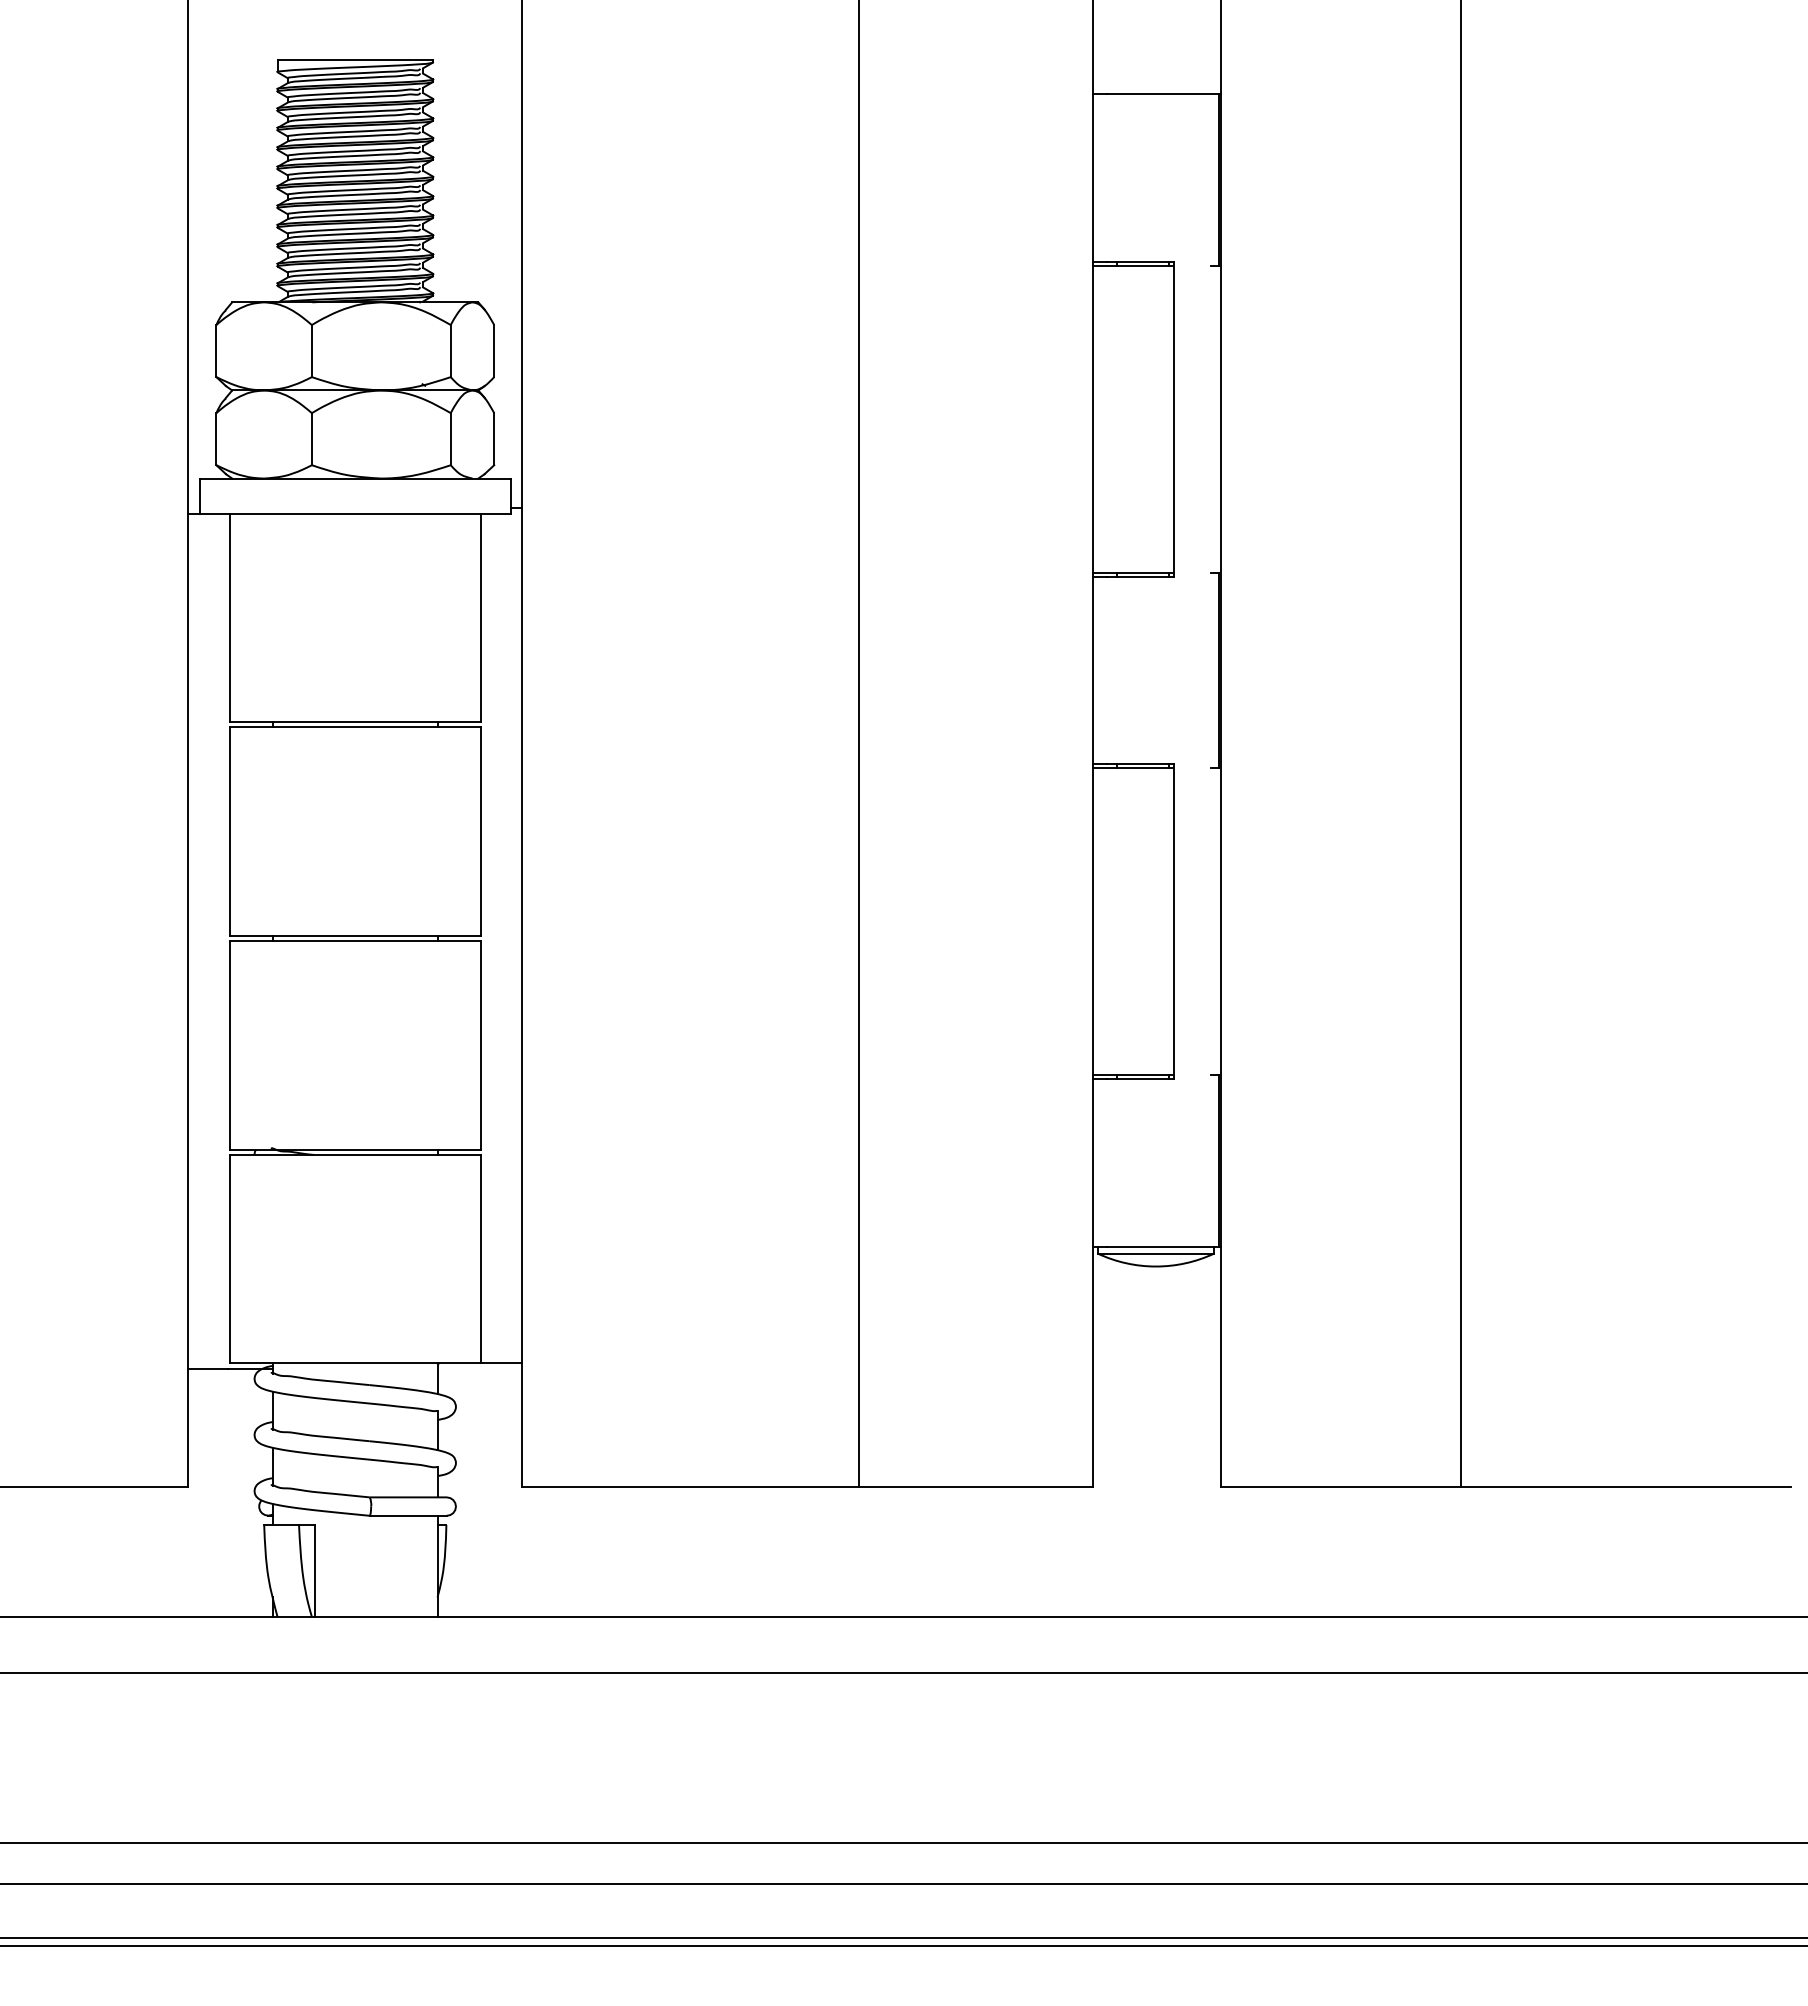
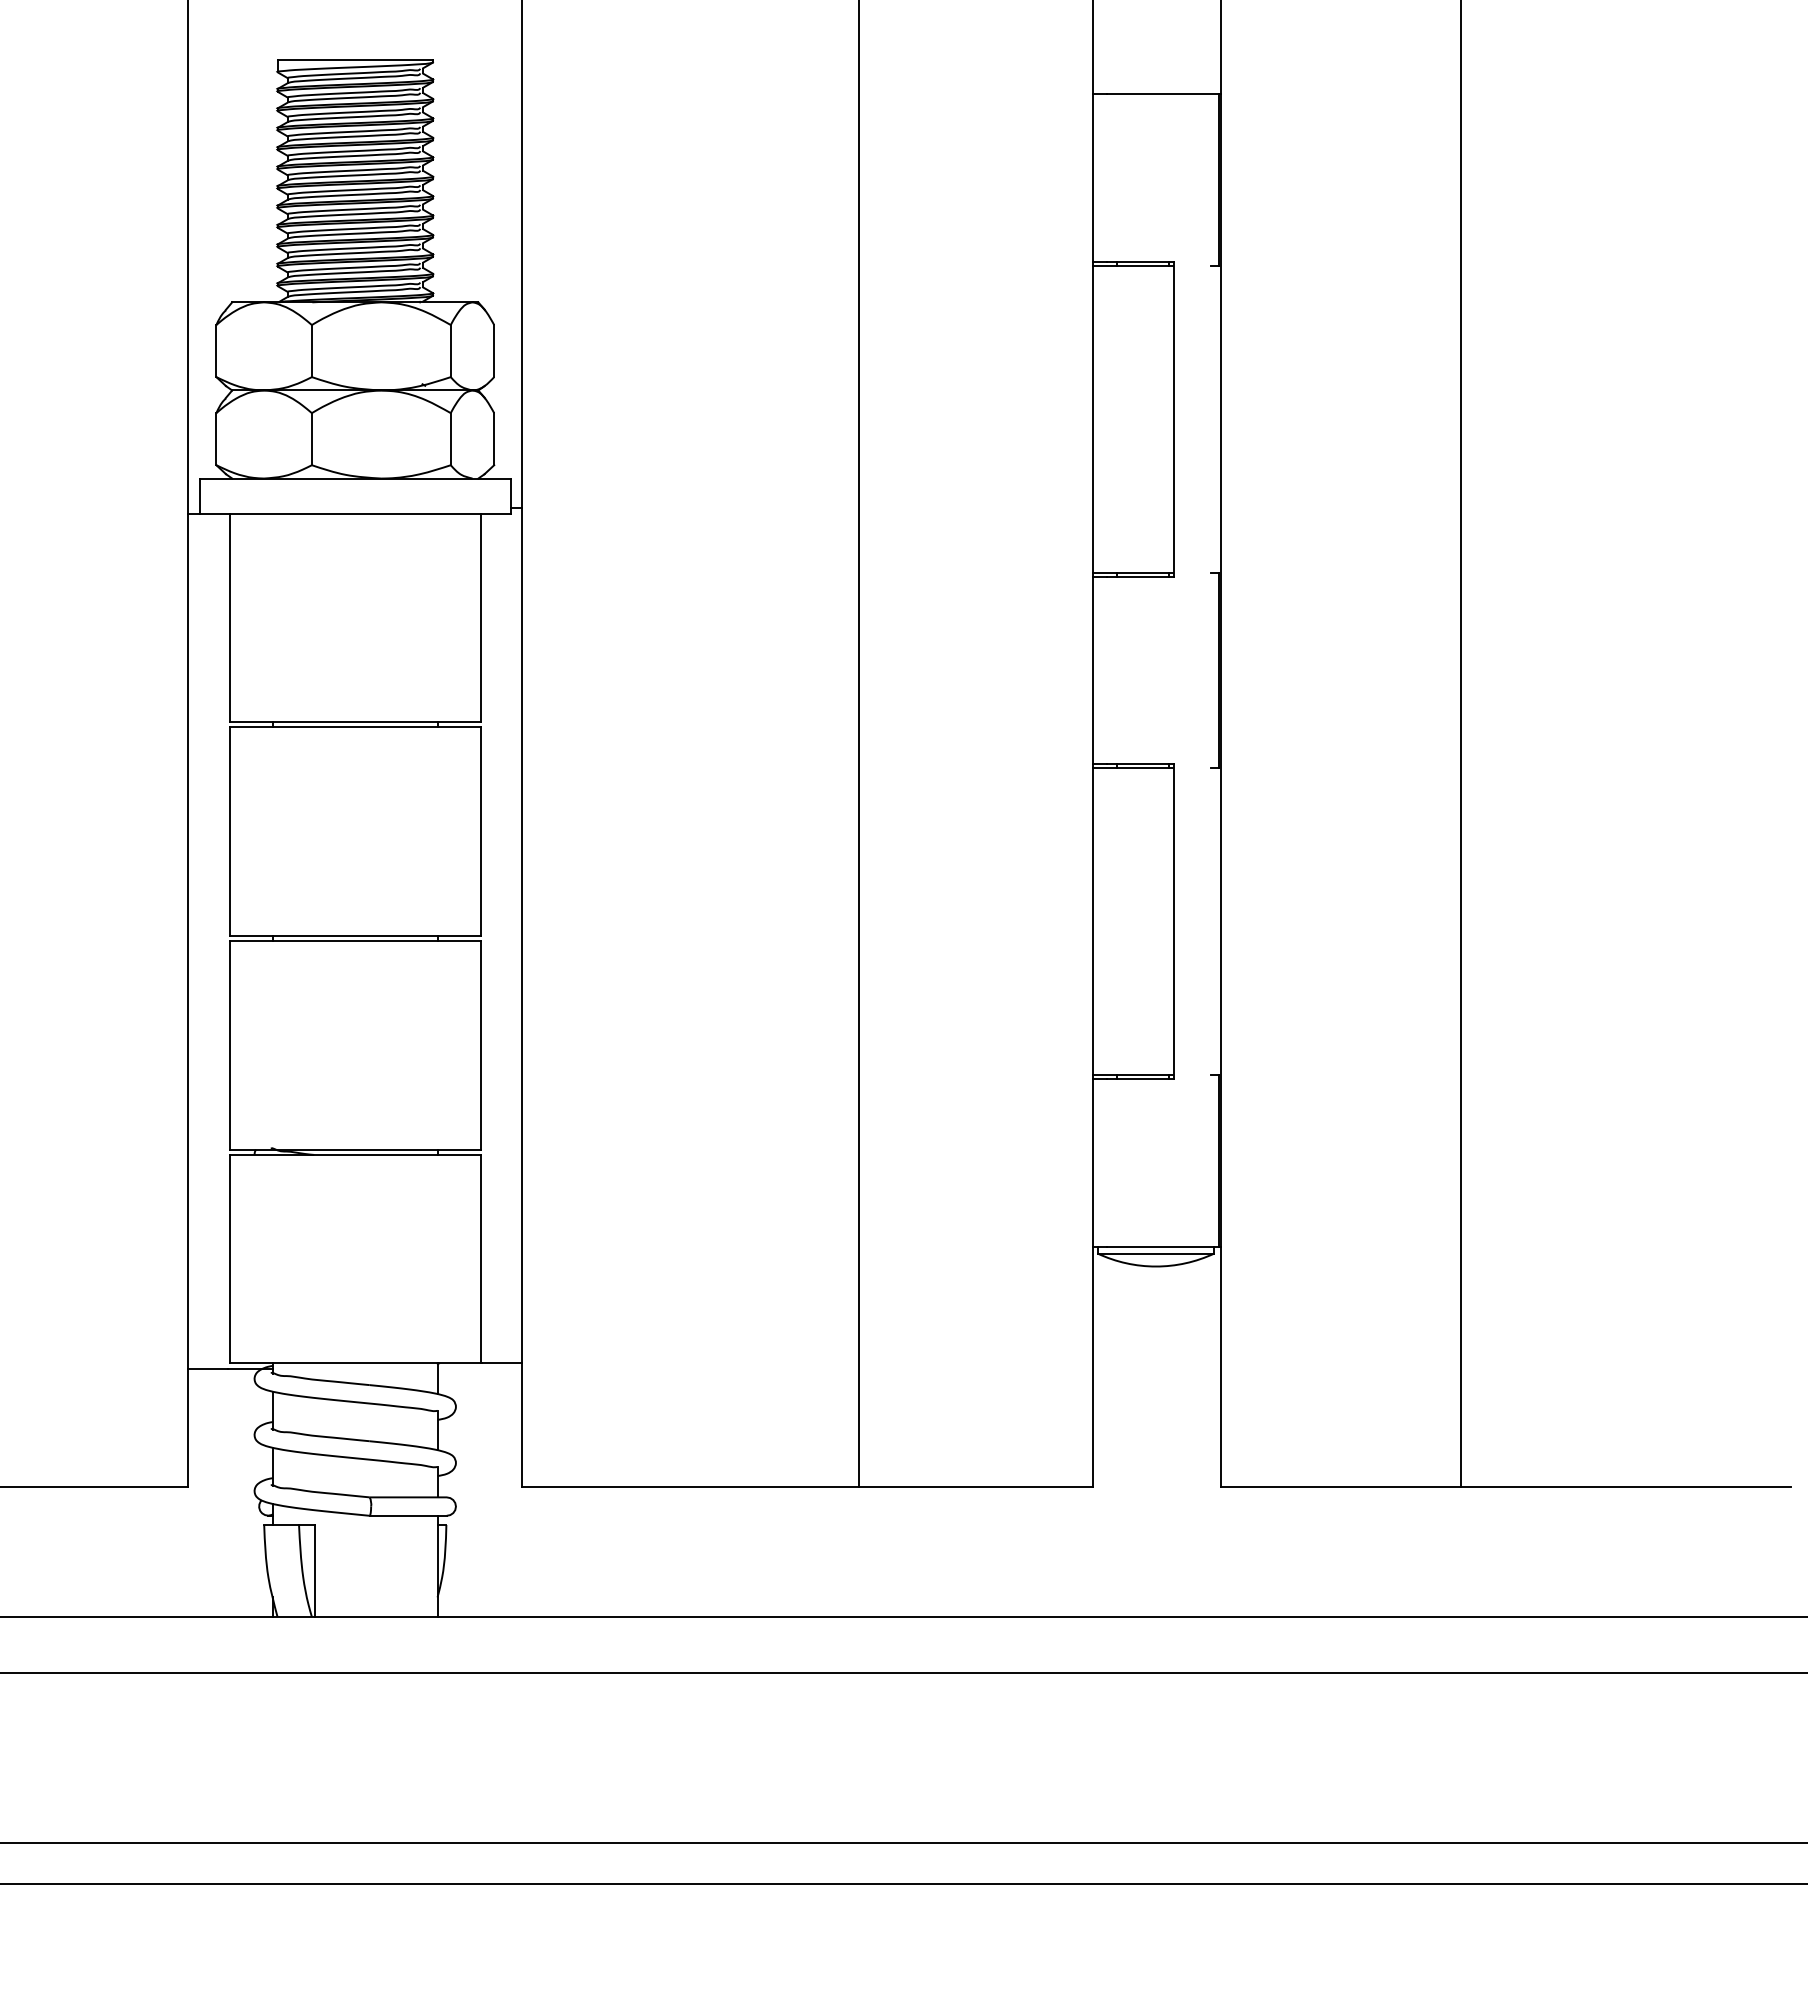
line: present -> none (903, 1937)
line: present -> none (903, 1945)
